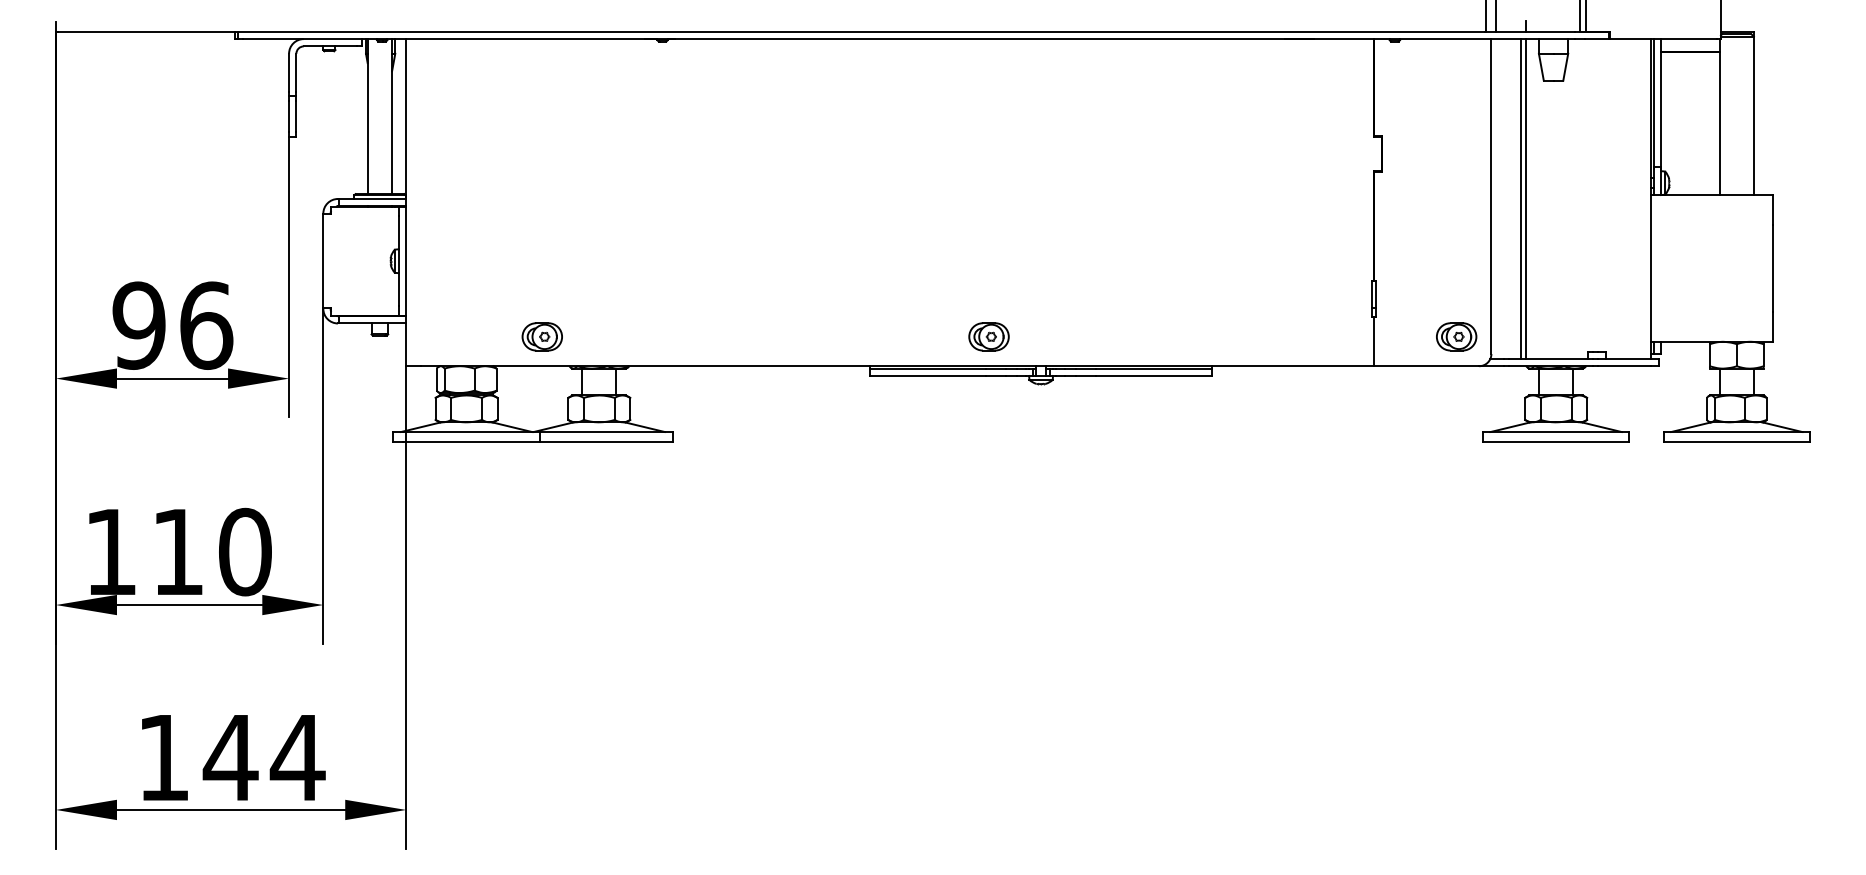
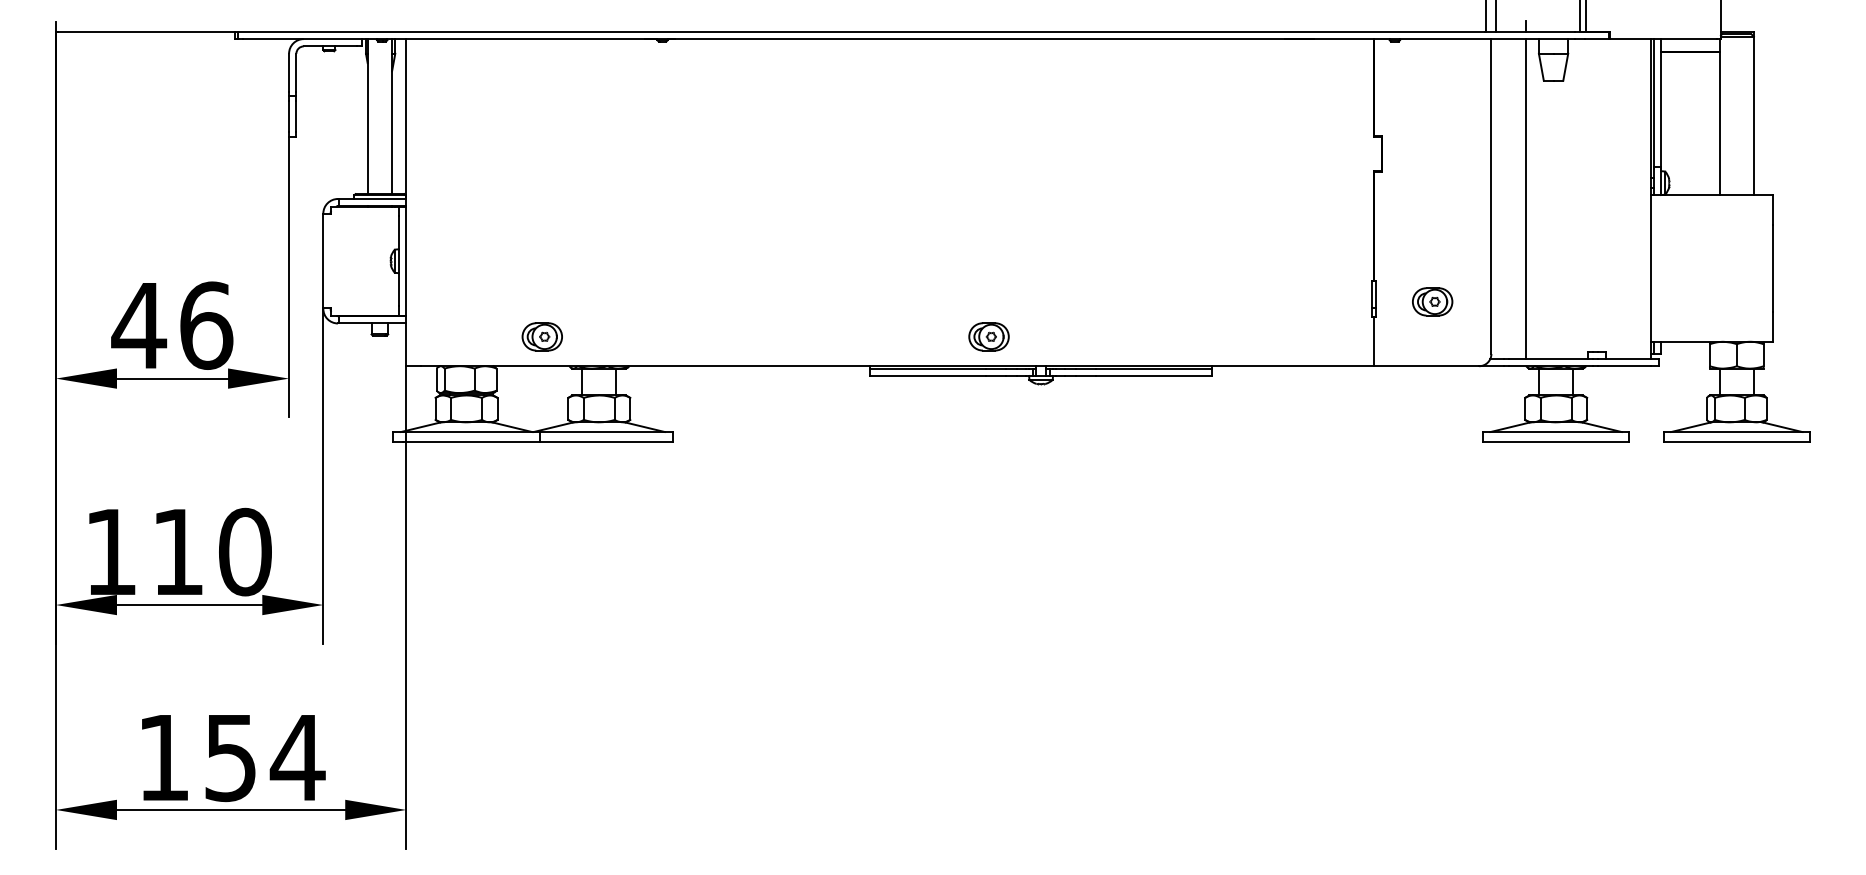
line: present -> none (1521, 198)
text: 96 -> 46 (139, 325)
part position: (1456, 336) -> (1432, 301) (1432, 301)
text: 144 -> 154 (230, 758)
